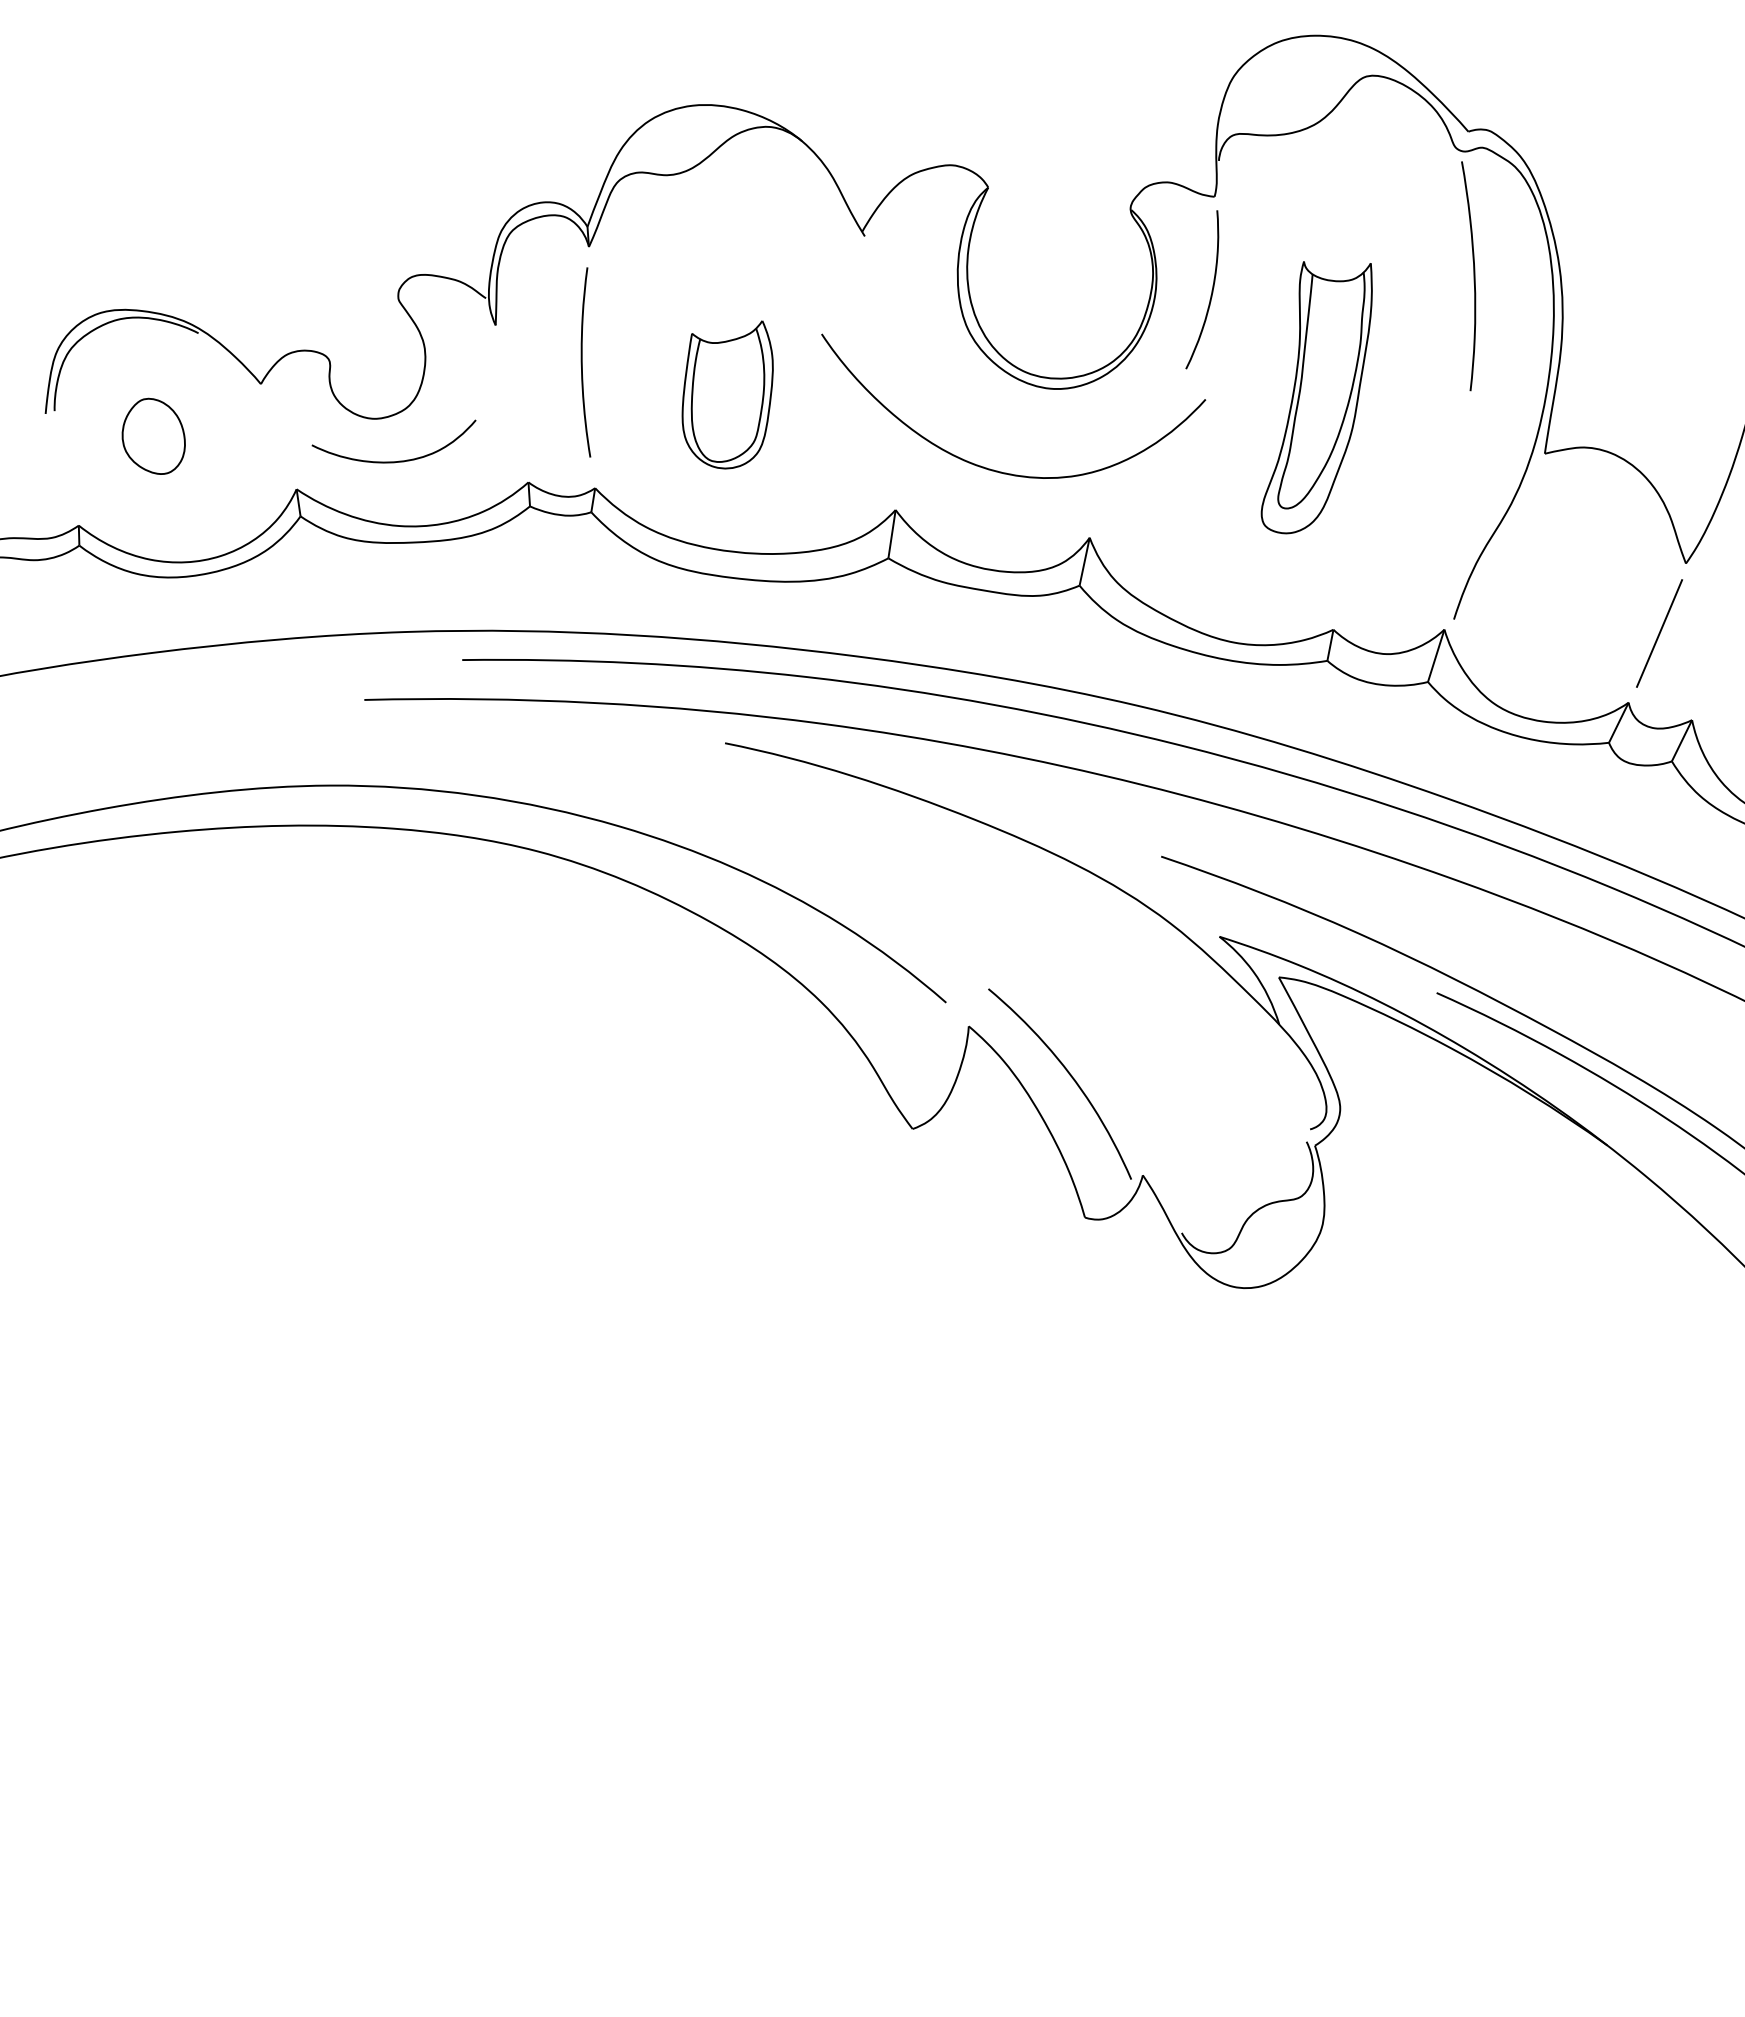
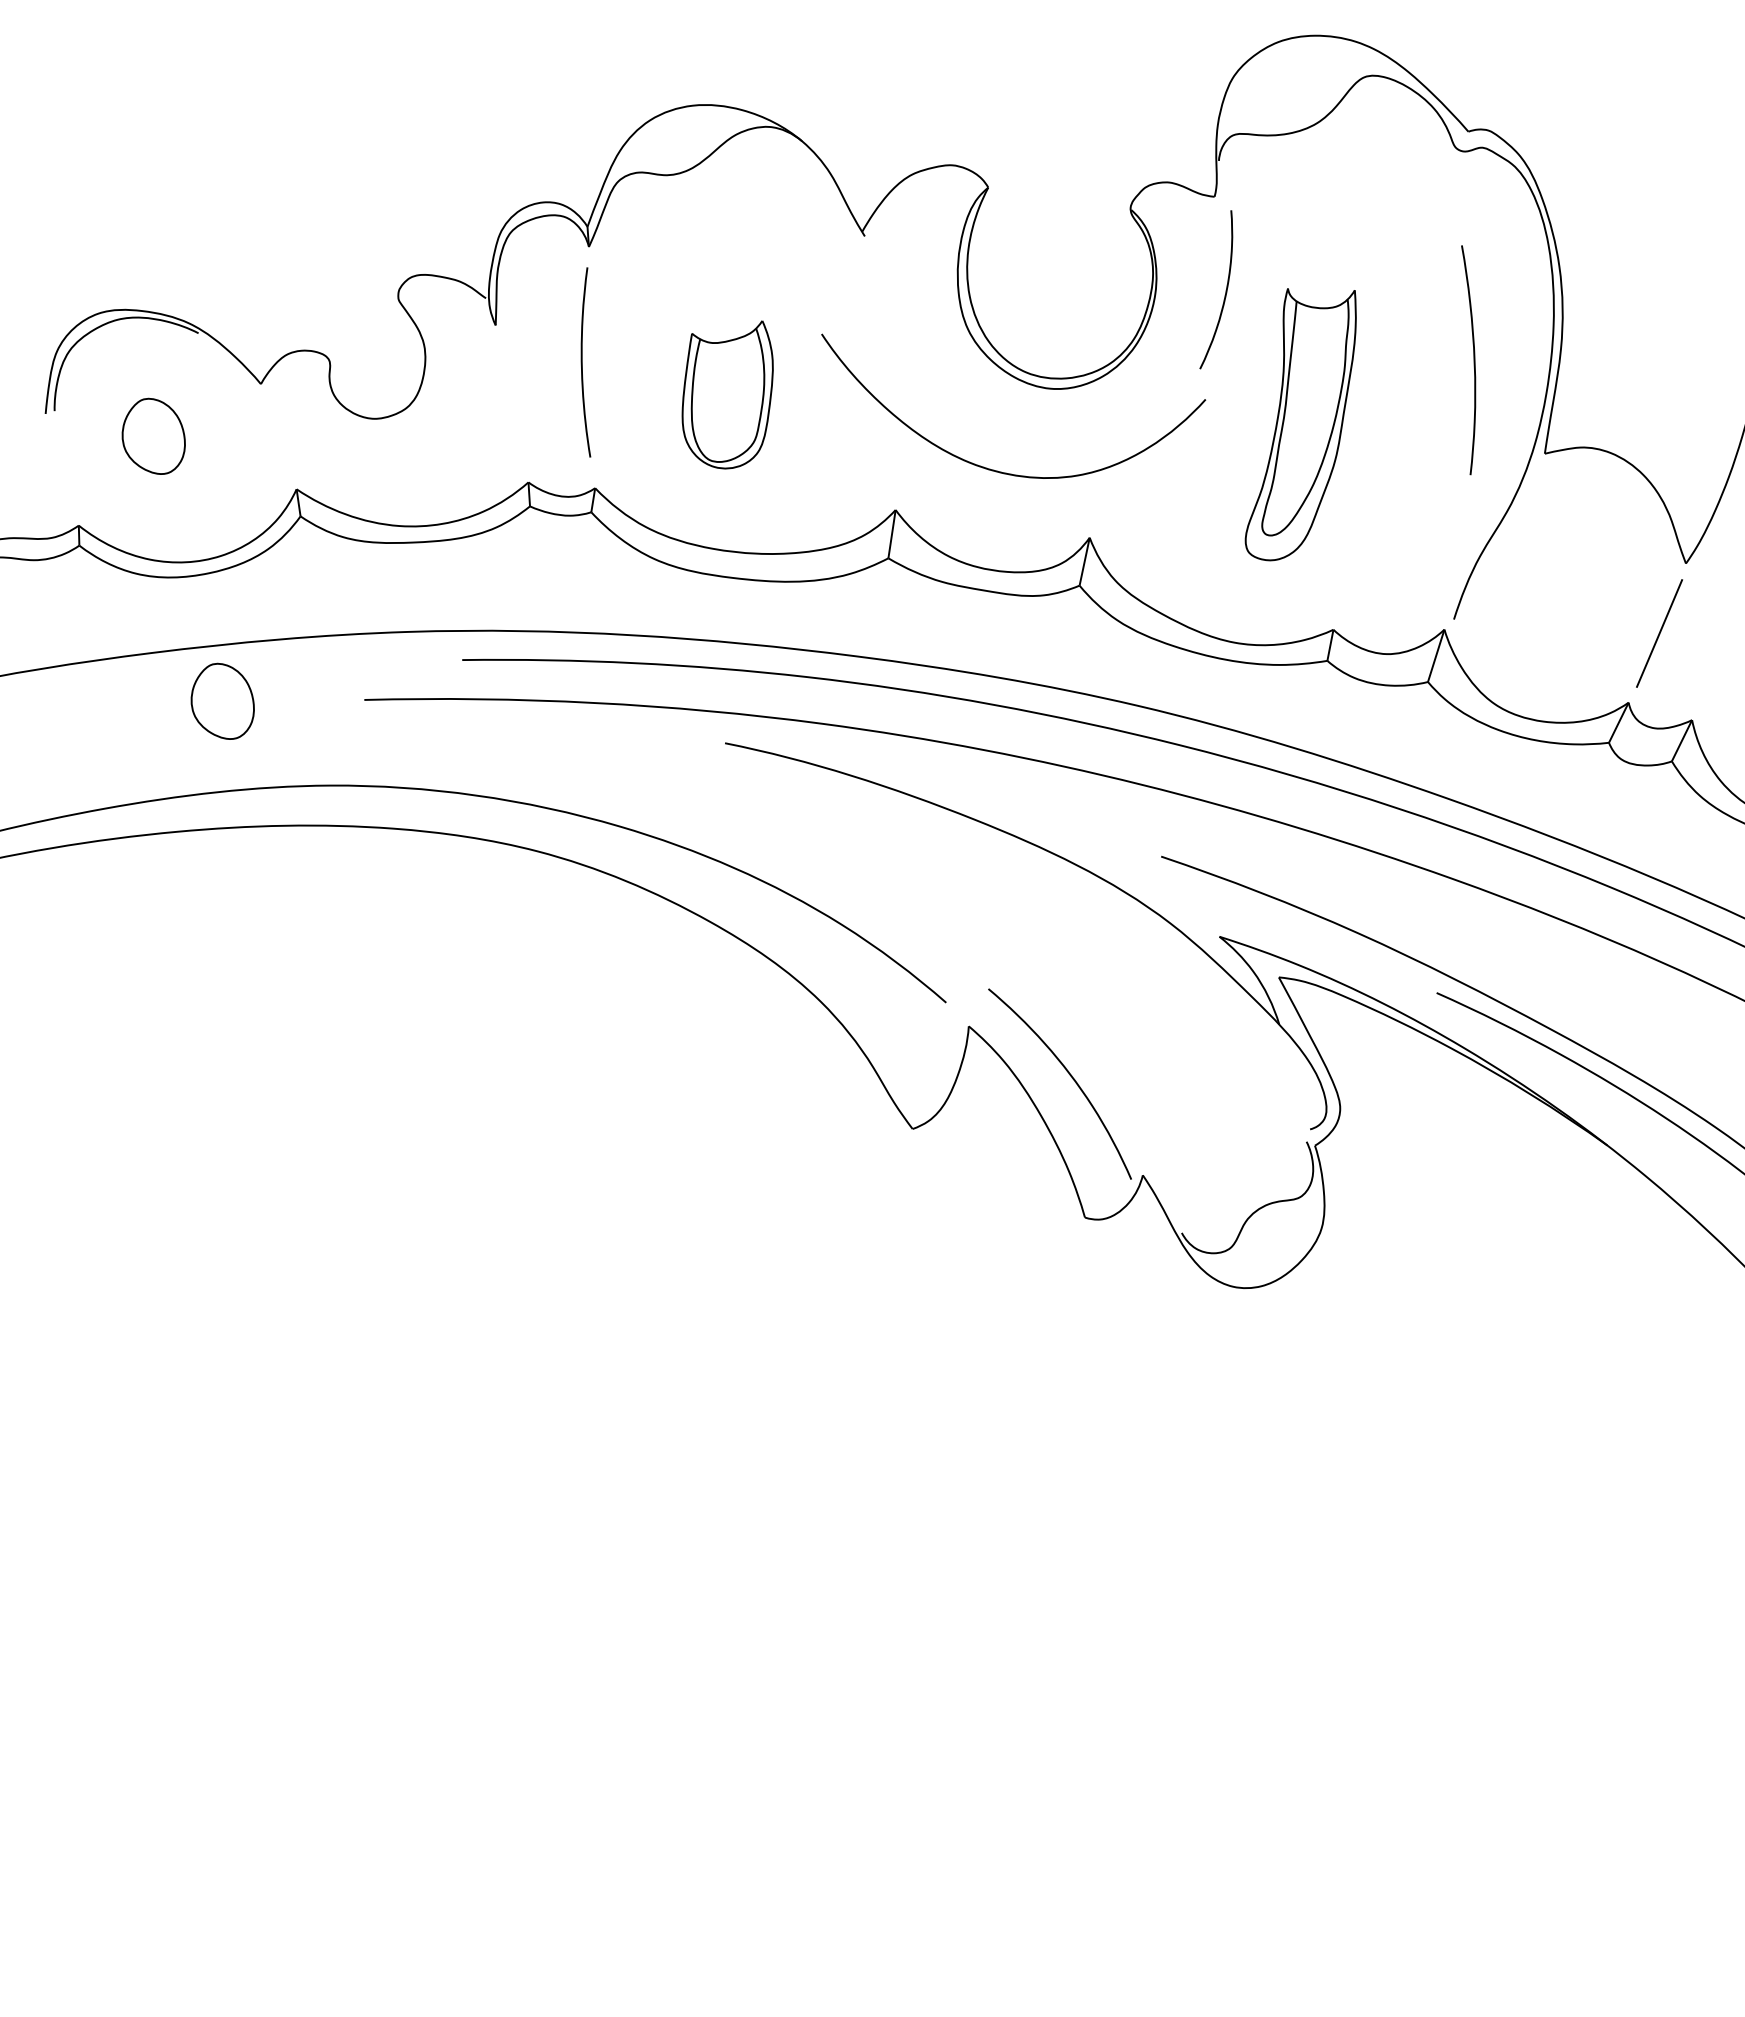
curve position: (1473, 276) -> (1473, 360) (1473, 360)
curve position: (1211, 290) -> (1225, 290) (1225, 290)
part position: (1316, 397) -> (1300, 424) (1300, 424)
curve: present -> none (399, 460)
part: none -> present (222, 700)
